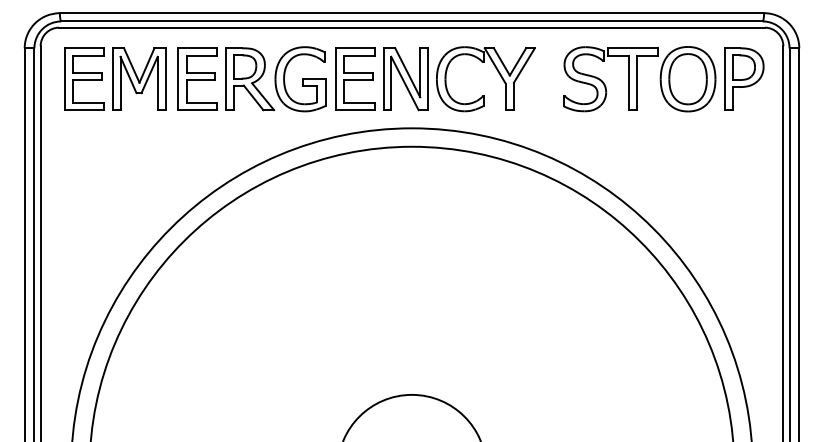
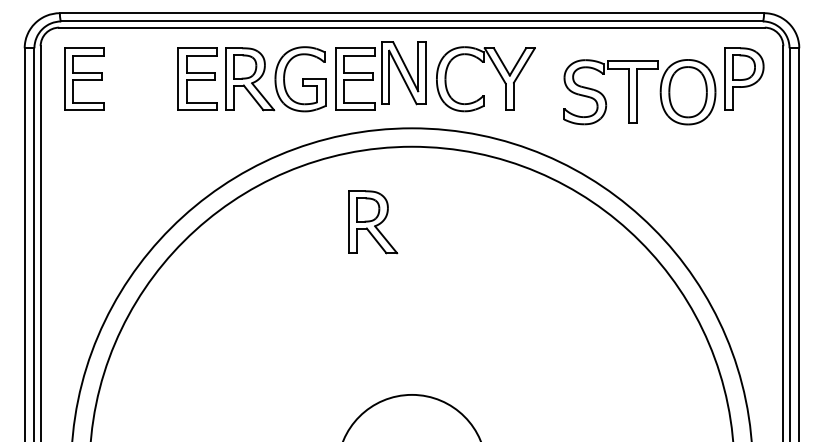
part: present -> none (139, 78)
part position: (405, 79) -> (403, 73) (403, 73)
part position: (639, 79) -> (639, 92) (639, 92)
part: none -> present (373, 222)
